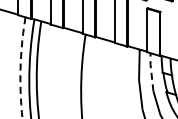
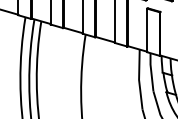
arc: dashed -> solid (20, 67)
line: dashed -> solid (151, 71)
